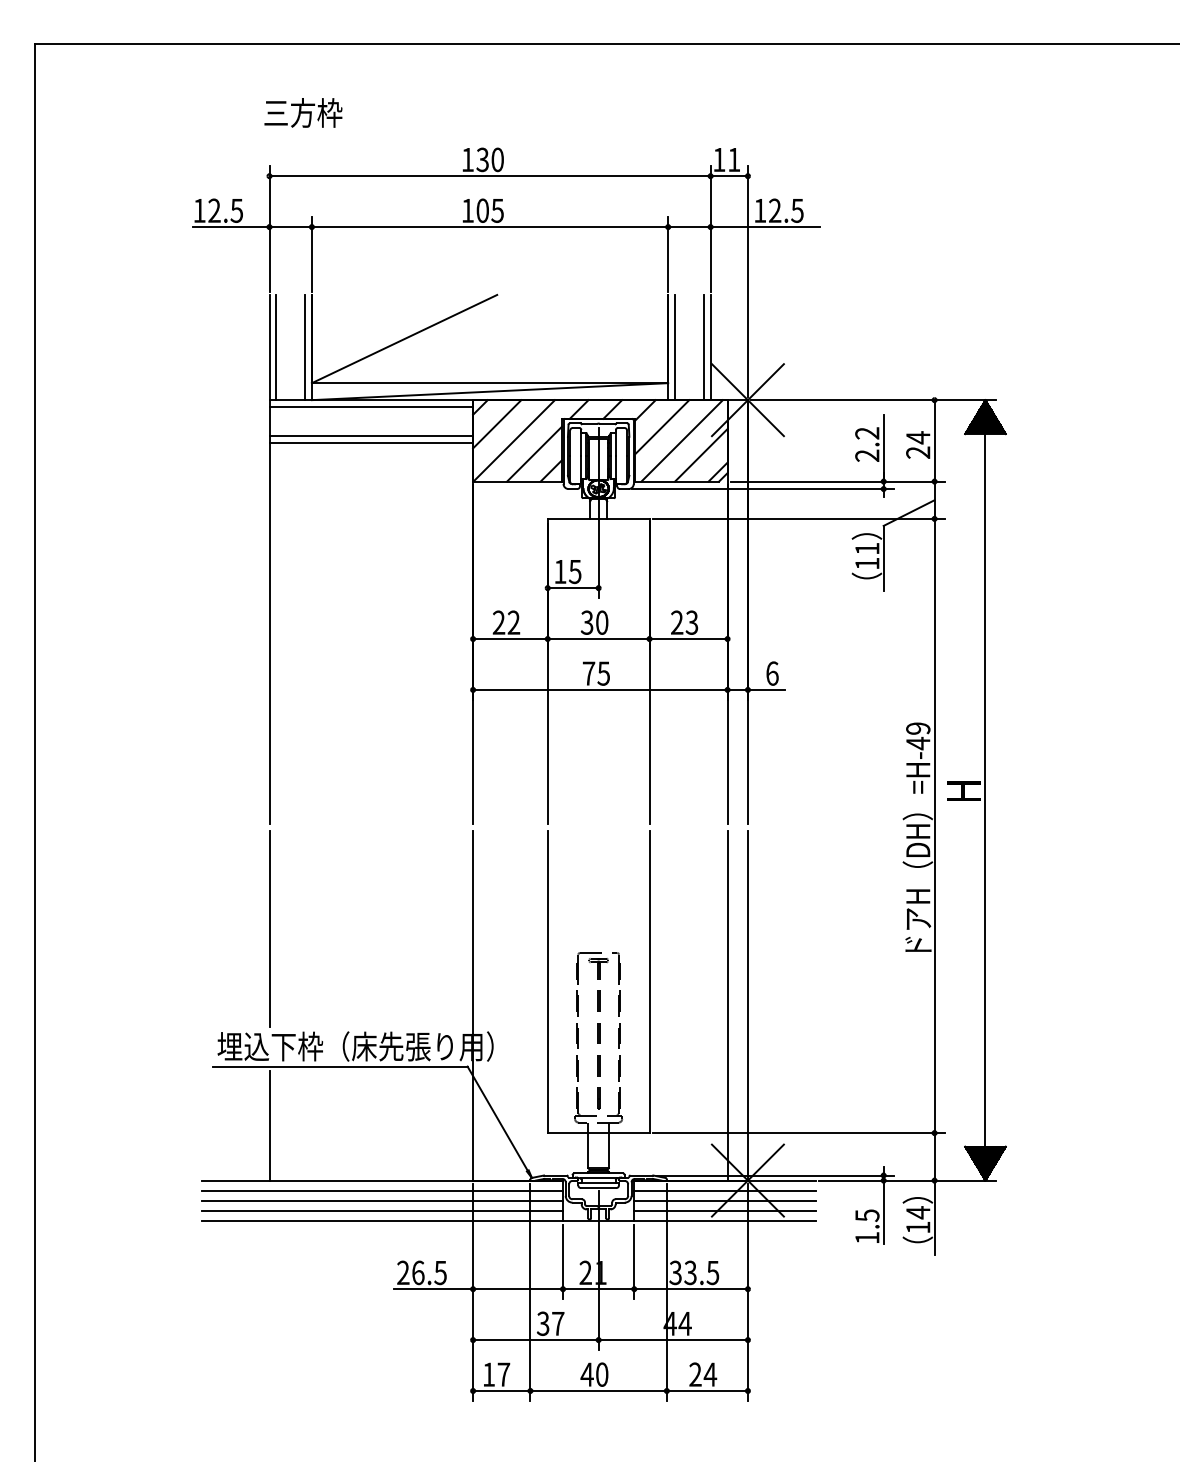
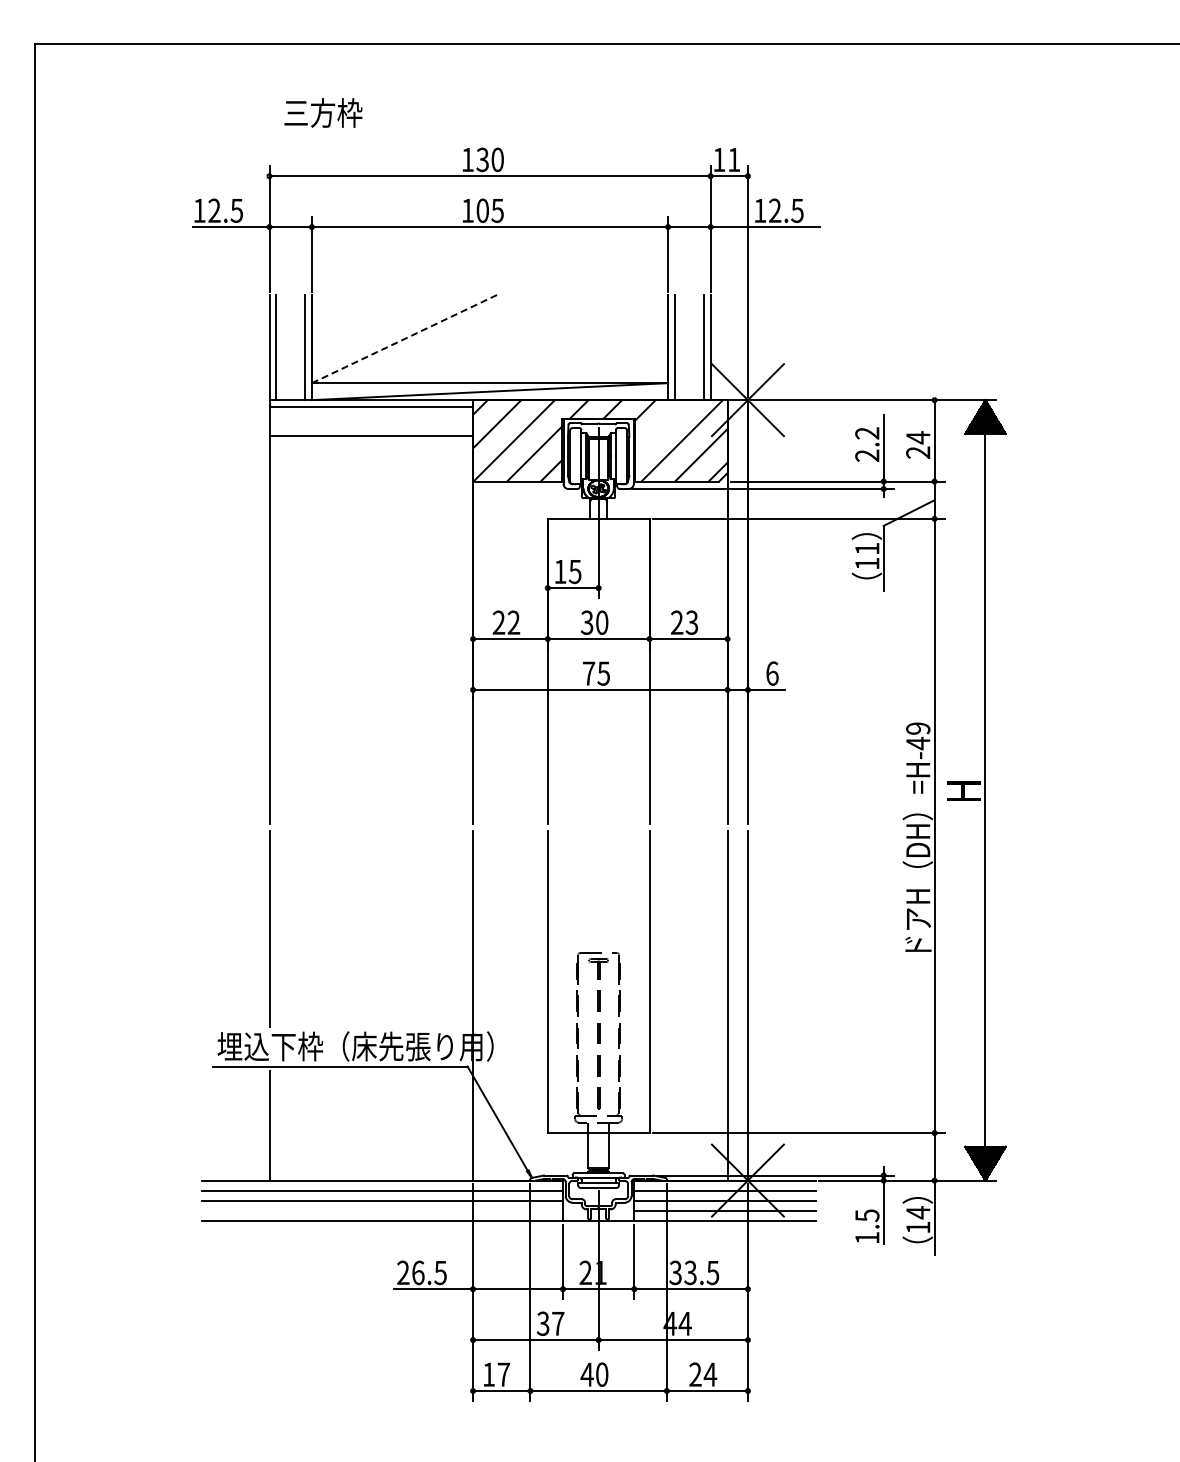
text position: (303, 112) -> (323, 112) (323, 112)
line: solid -> dashed (404, 339)
line: present -> none (662, 427)
line: present -> none (371, 442)
line: present -> none (382, 1211)
